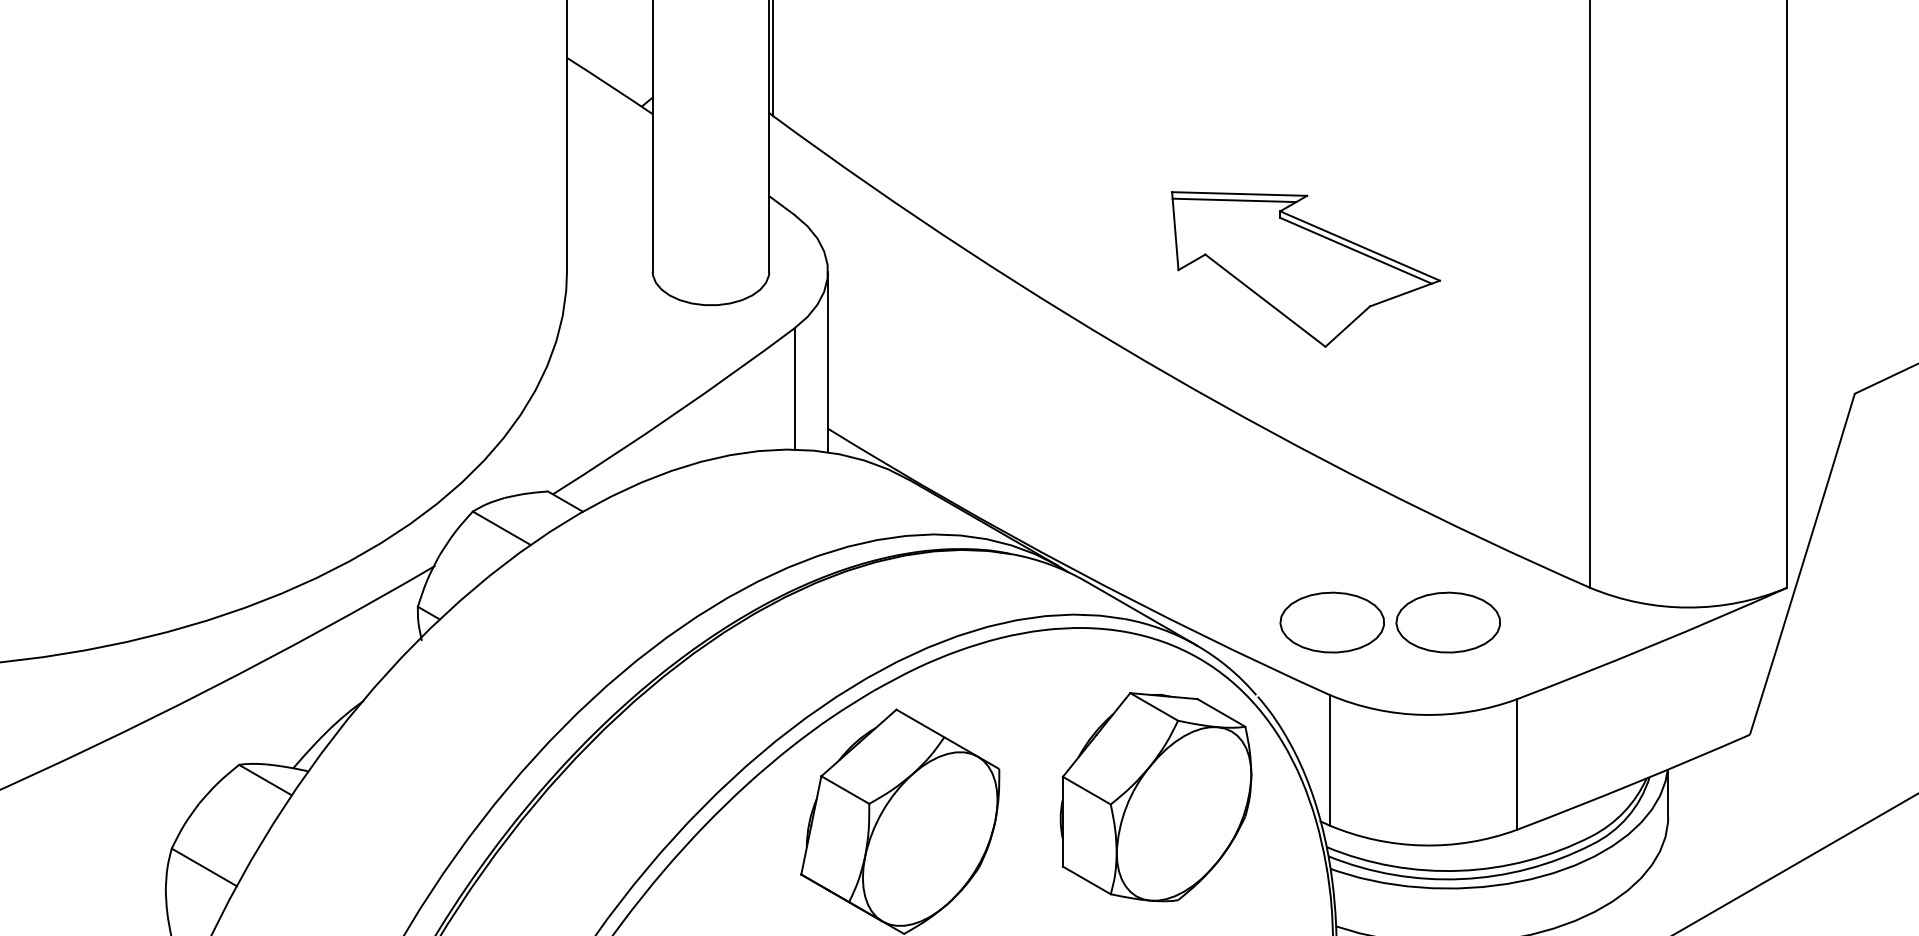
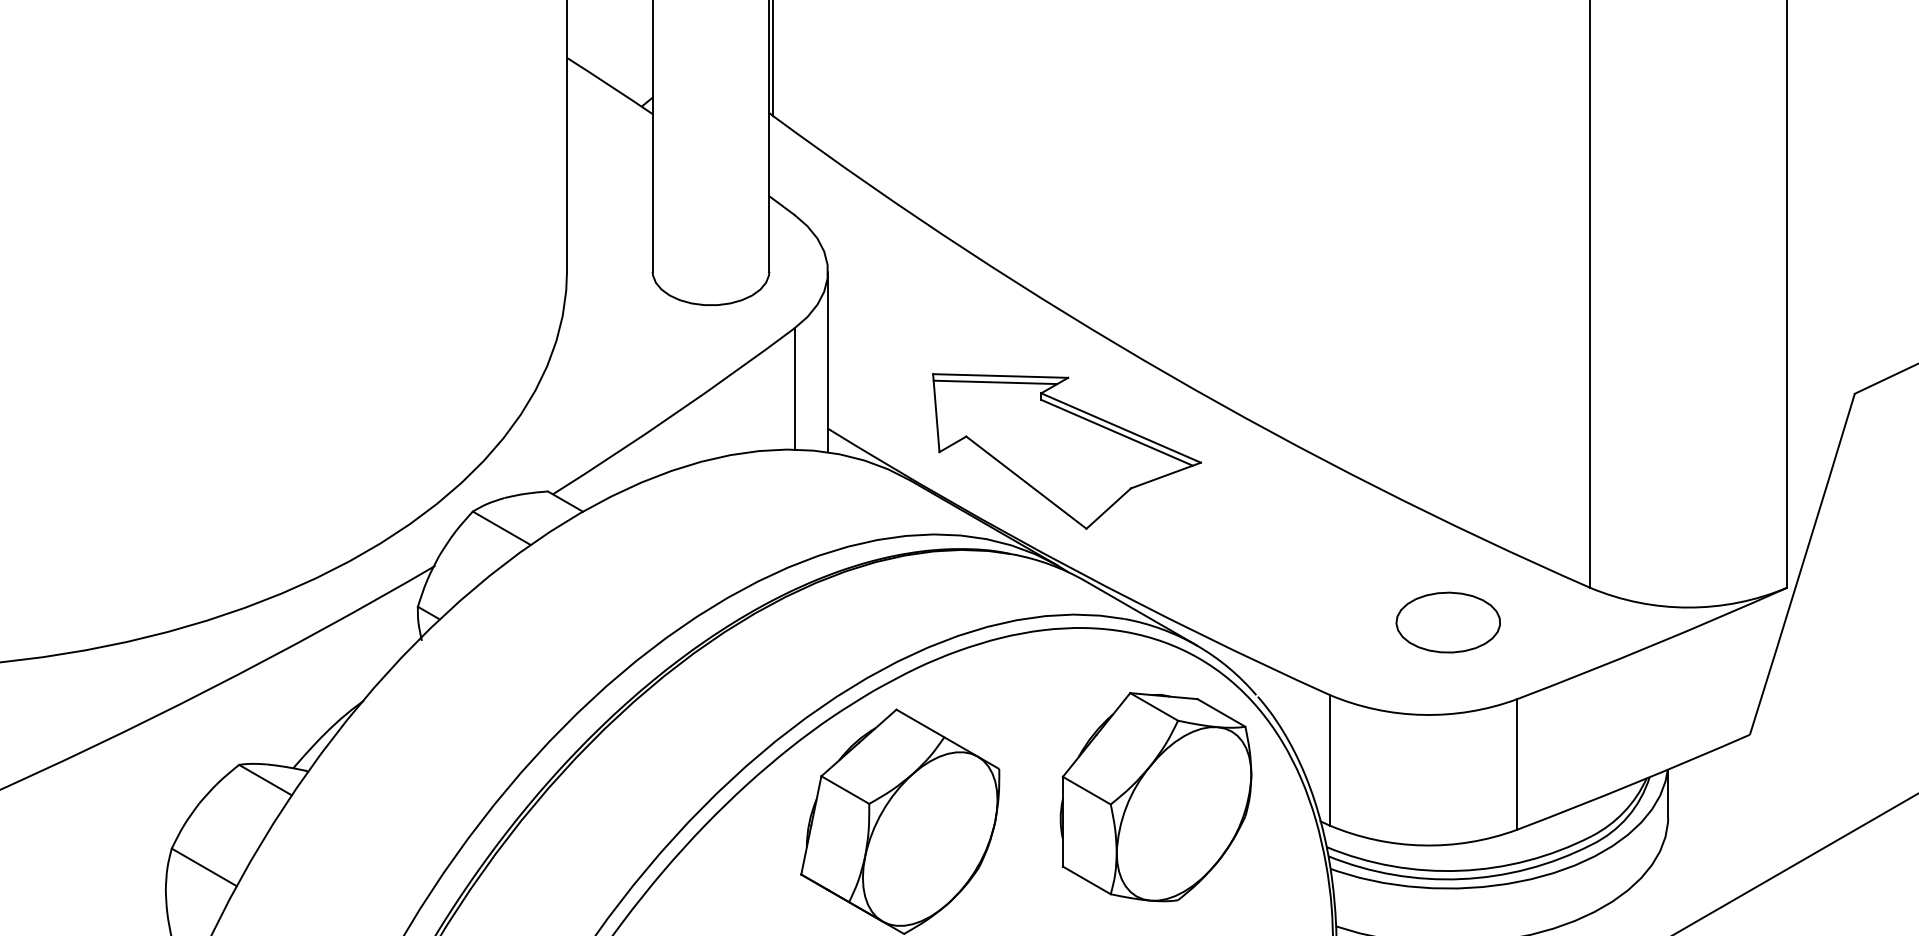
part position: (1305, 269) -> (1066, 451) (1066, 451)
part: present -> none (1331, 622)
